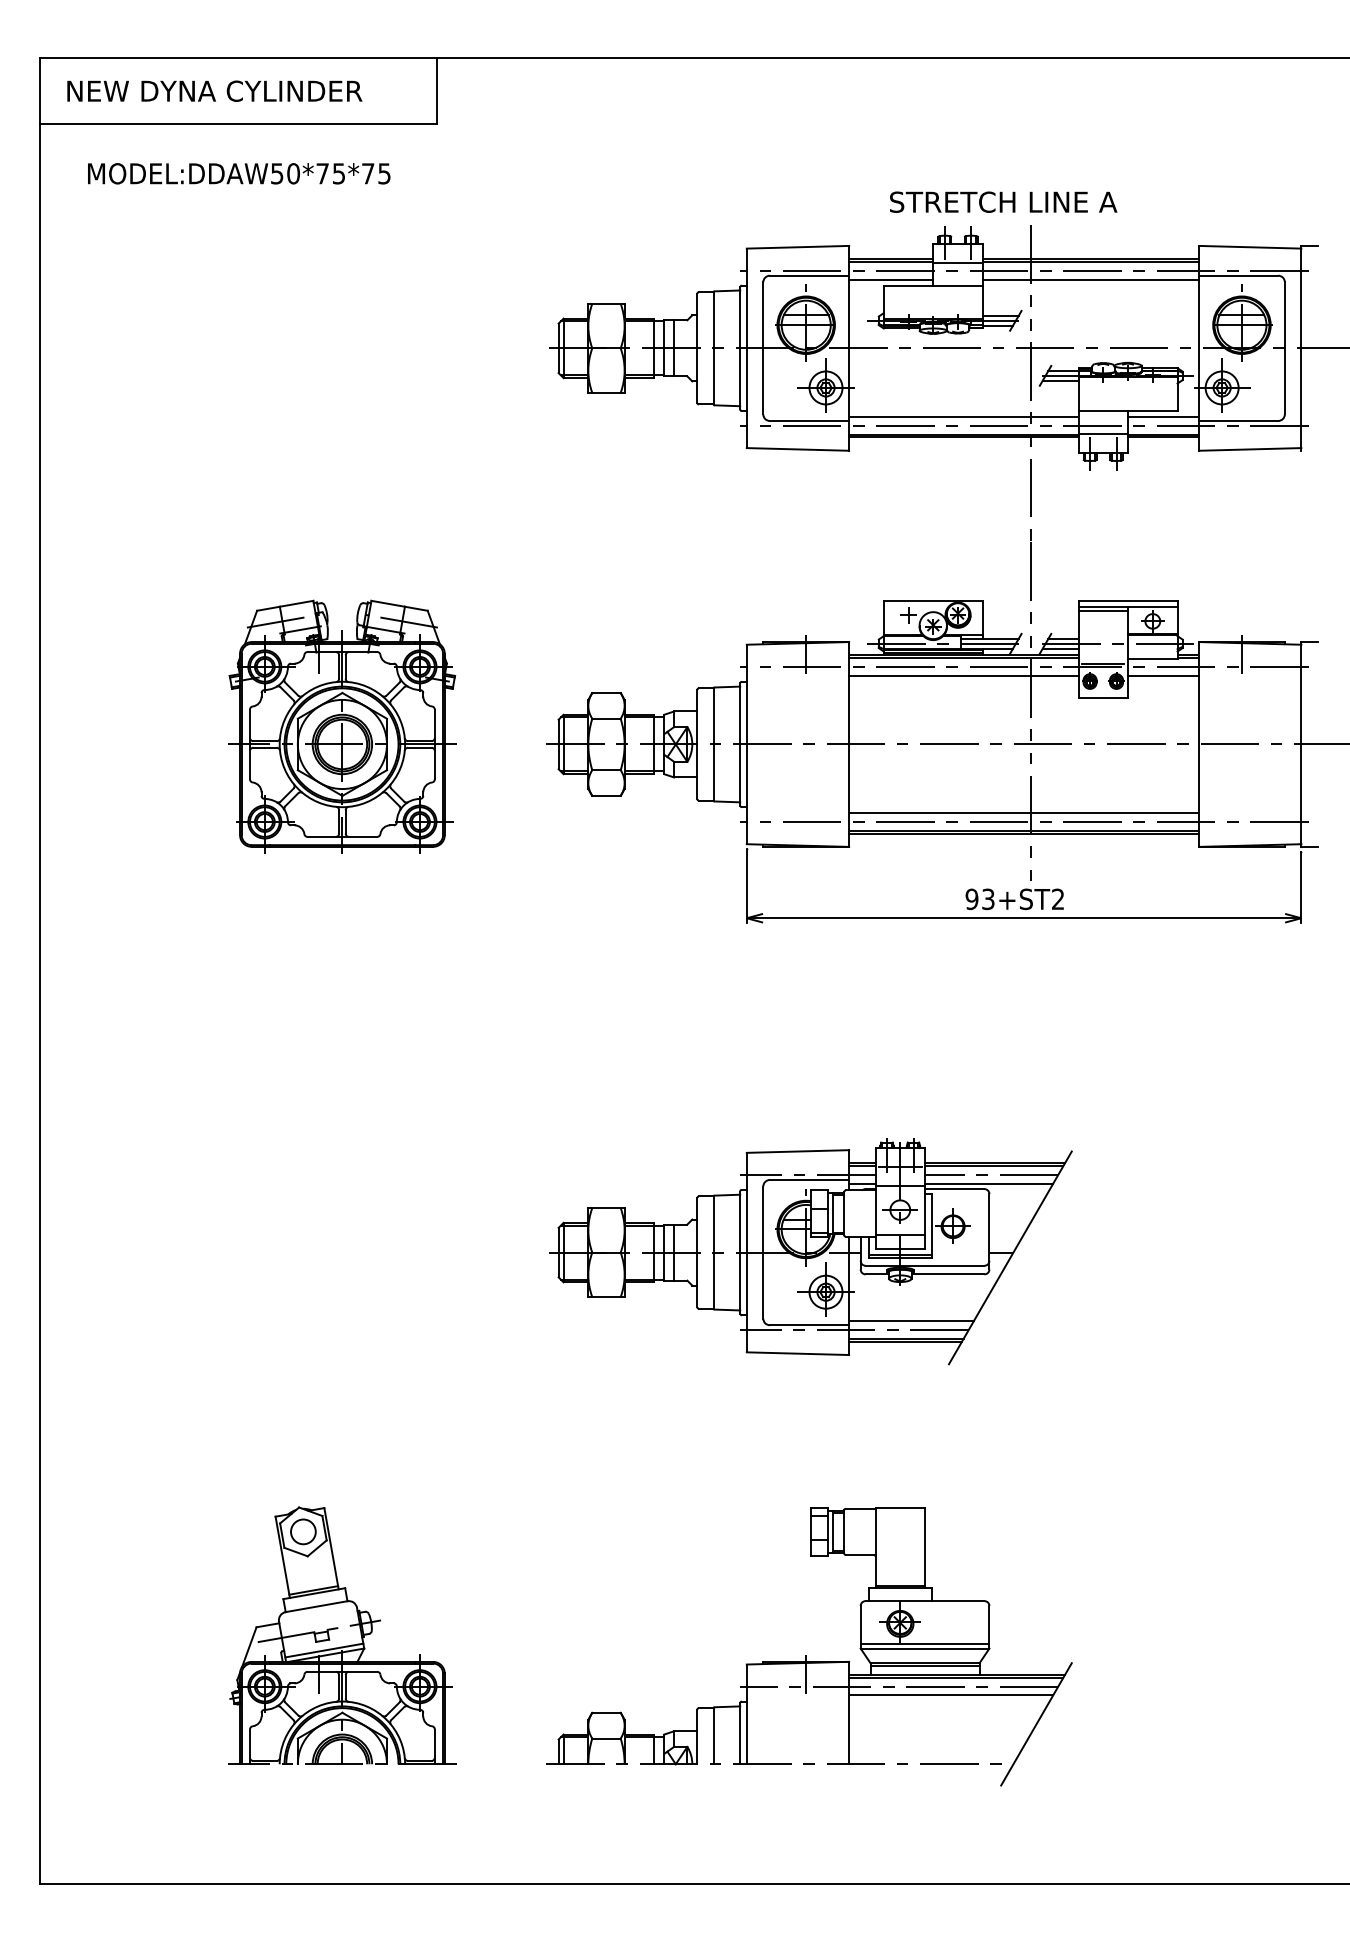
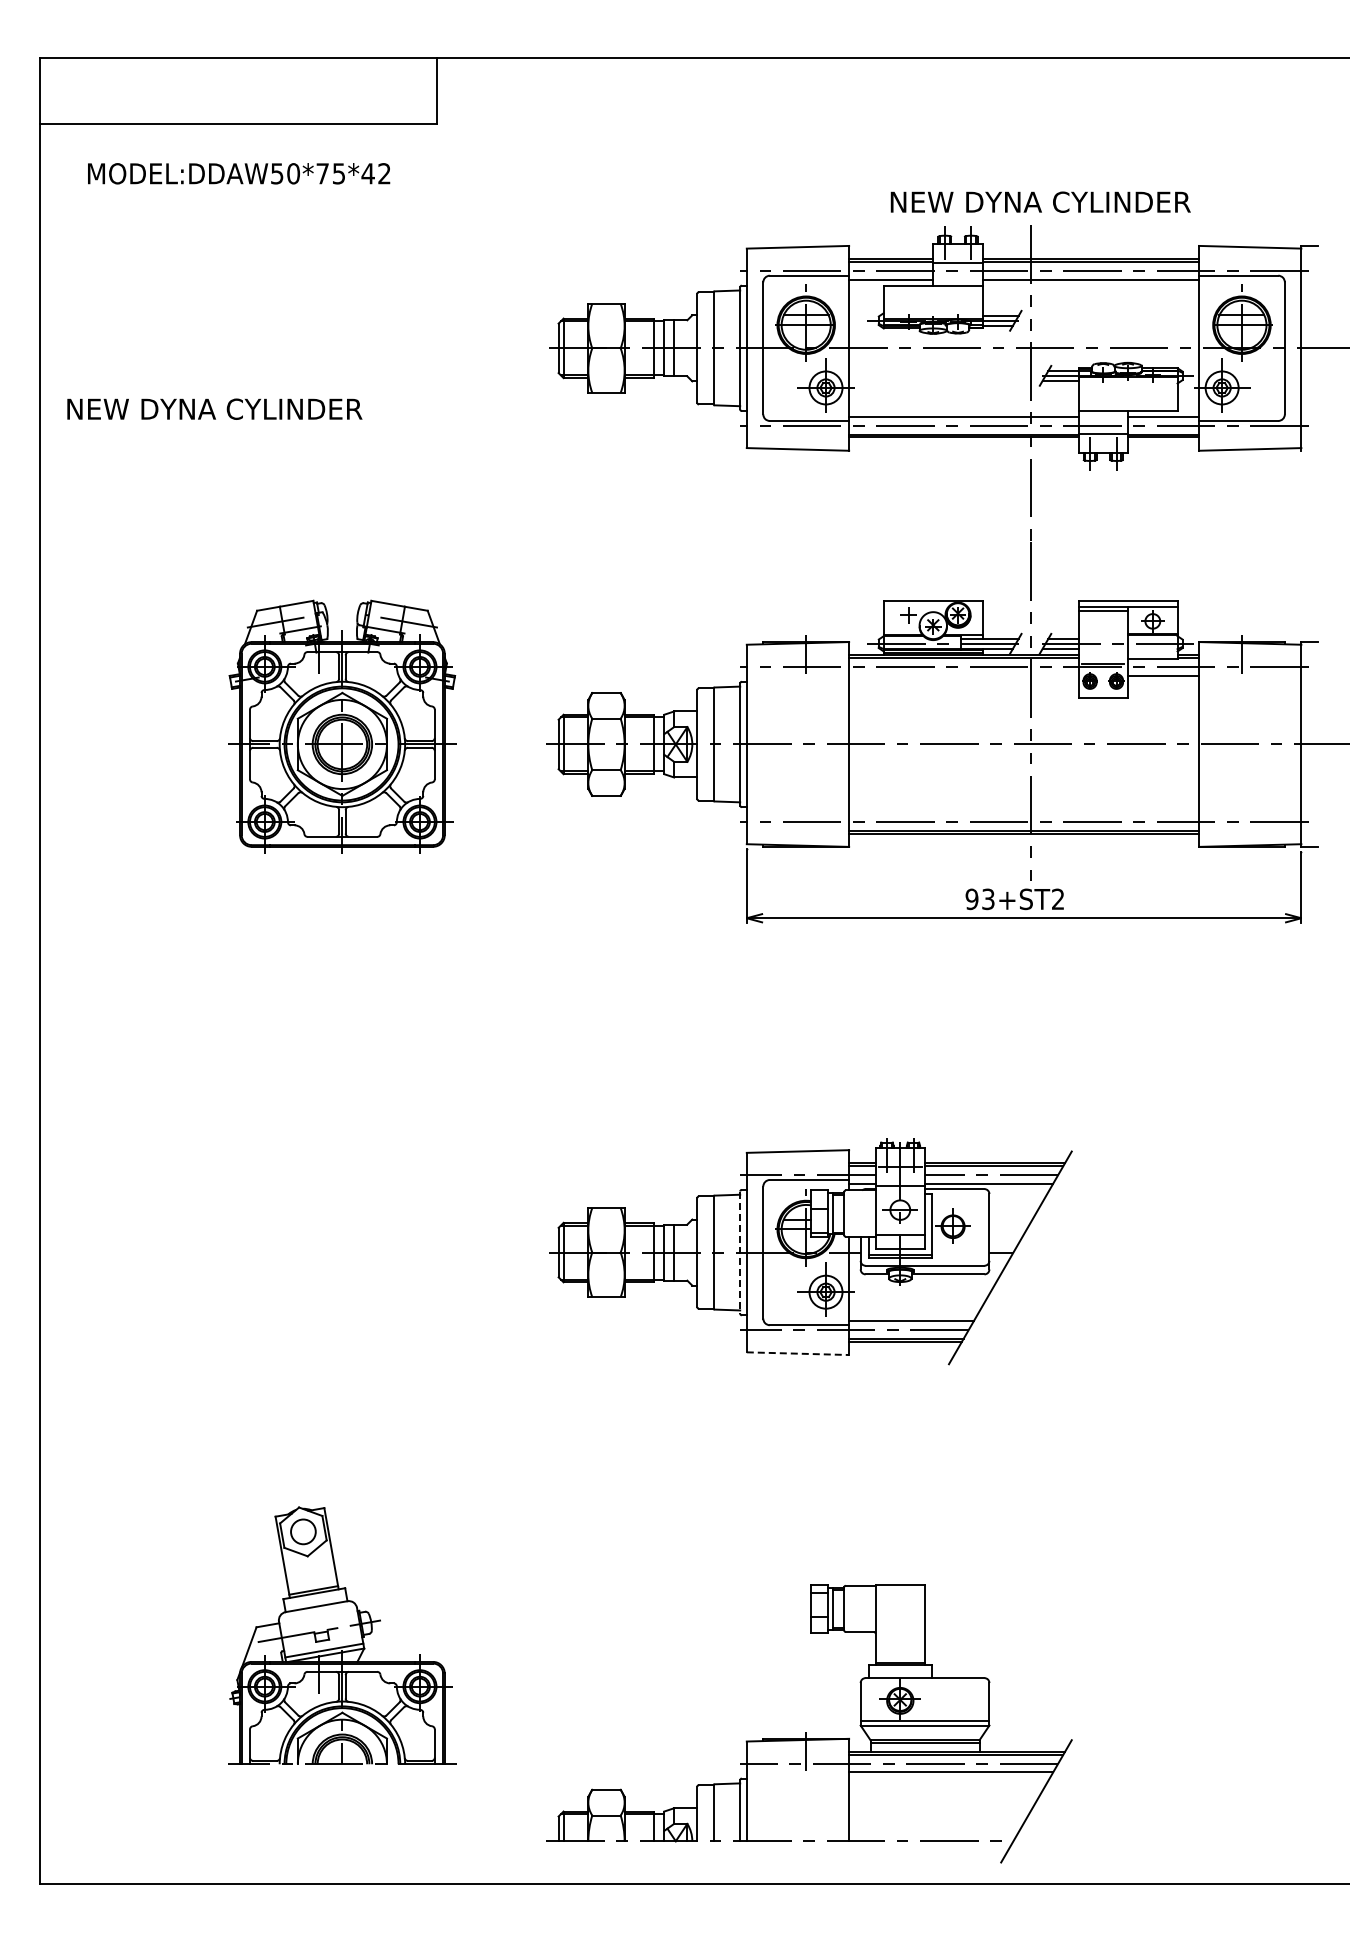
text position: (214, 90) -> (214, 408) (214, 408)
text: MODEL:DDAW50*75*75 -> MODEL:DDAW50*75*42 (375, 173)
text: STRETCH LINE A -> NEW DYNA CYLINDER (1040, 201)
line: present -> none (963, 675)
line: present -> none (1024, 813)
line: solid -> dashed (740, 1253)
line: solid -> dashed (798, 1353)
part position: (806, 1655) -> (806, 1732) (806, 1732)
